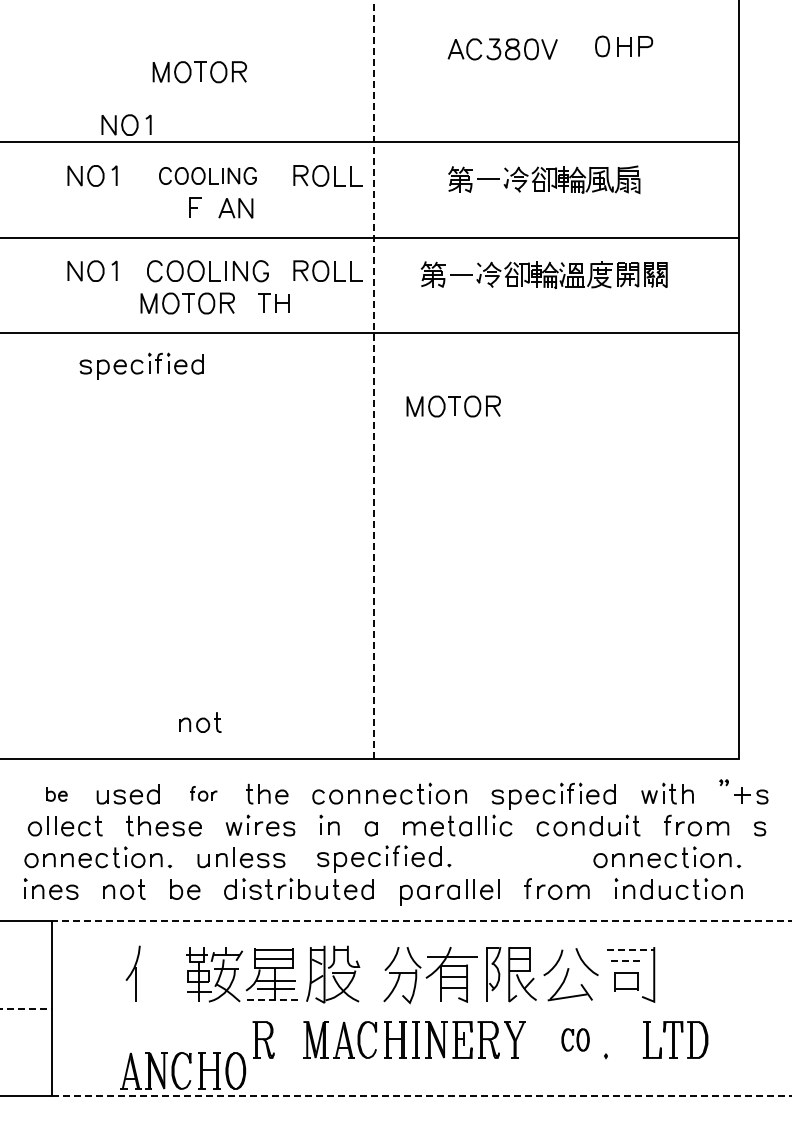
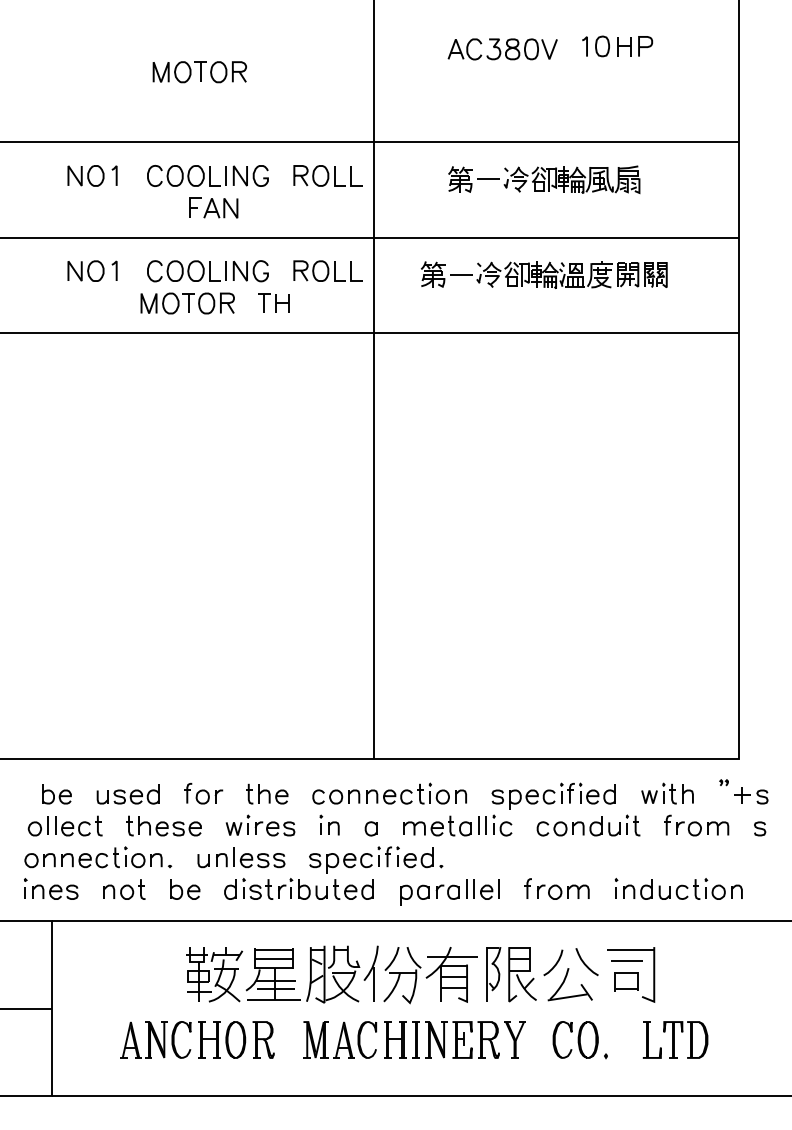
line: none -> present (586, 46)
part: present -> none (126, 124)
part size: 98x18 px -> 122x22 px (207, 175)
part position: (235, 208) -> (220, 208) (220, 208)
part: present -> none (141, 365)
line: dashed -> solid (373, 379)
part: present -> none (453, 406)
part: present -> none (200, 722)
part size: 28x16 px -> 40x22 px (203, 793)
part size: 22x15 px -> 30x21 px (56, 794)
part: present -> none (667, 857)
part position: (384, 858) -> (376, 859) (376, 859)
line: dashed -> solid (421, 921)
line: dashed -> solid (631, 949)
line: dashed -> solid (627, 960)
part position: (132, 973) -> (370, 973) (370, 973)
line: dashed -> solid (274, 1000)
line: dashed -> solid (26, 1008)
part size: 29x24 px -> 47x38 px (575, 1039)
part position: (174, 1070) -> (174, 1039) (174, 1039)
line: dashed -> solid (421, 1096)
